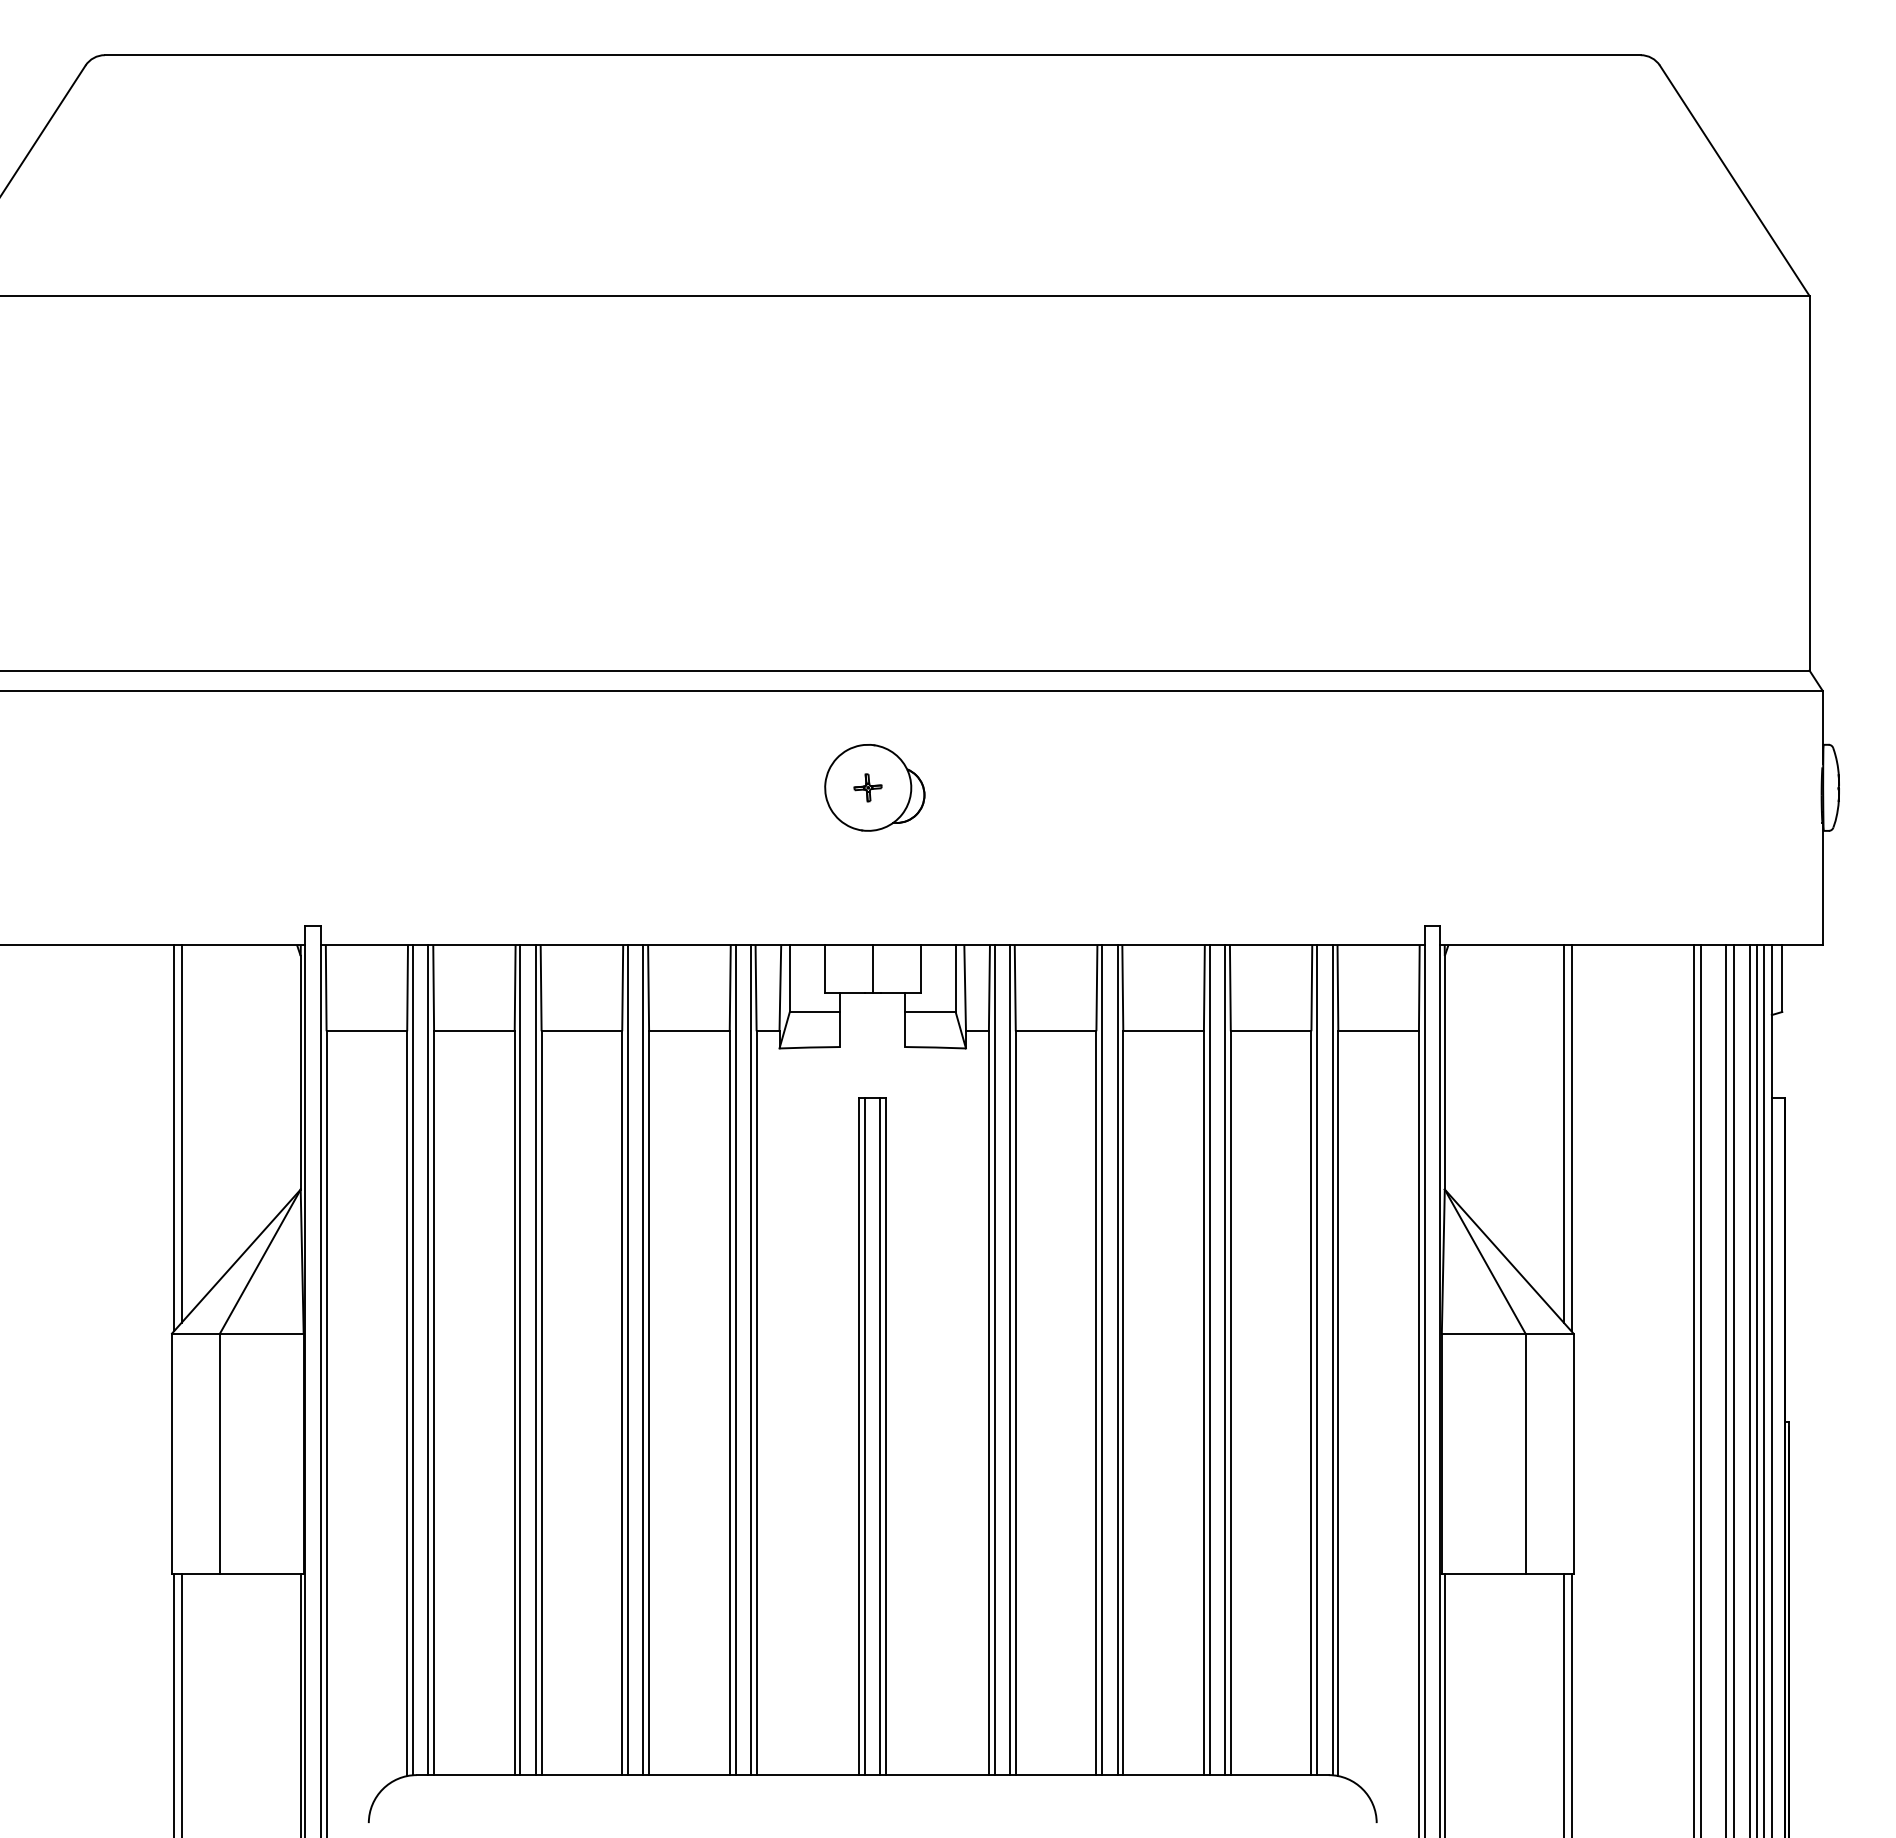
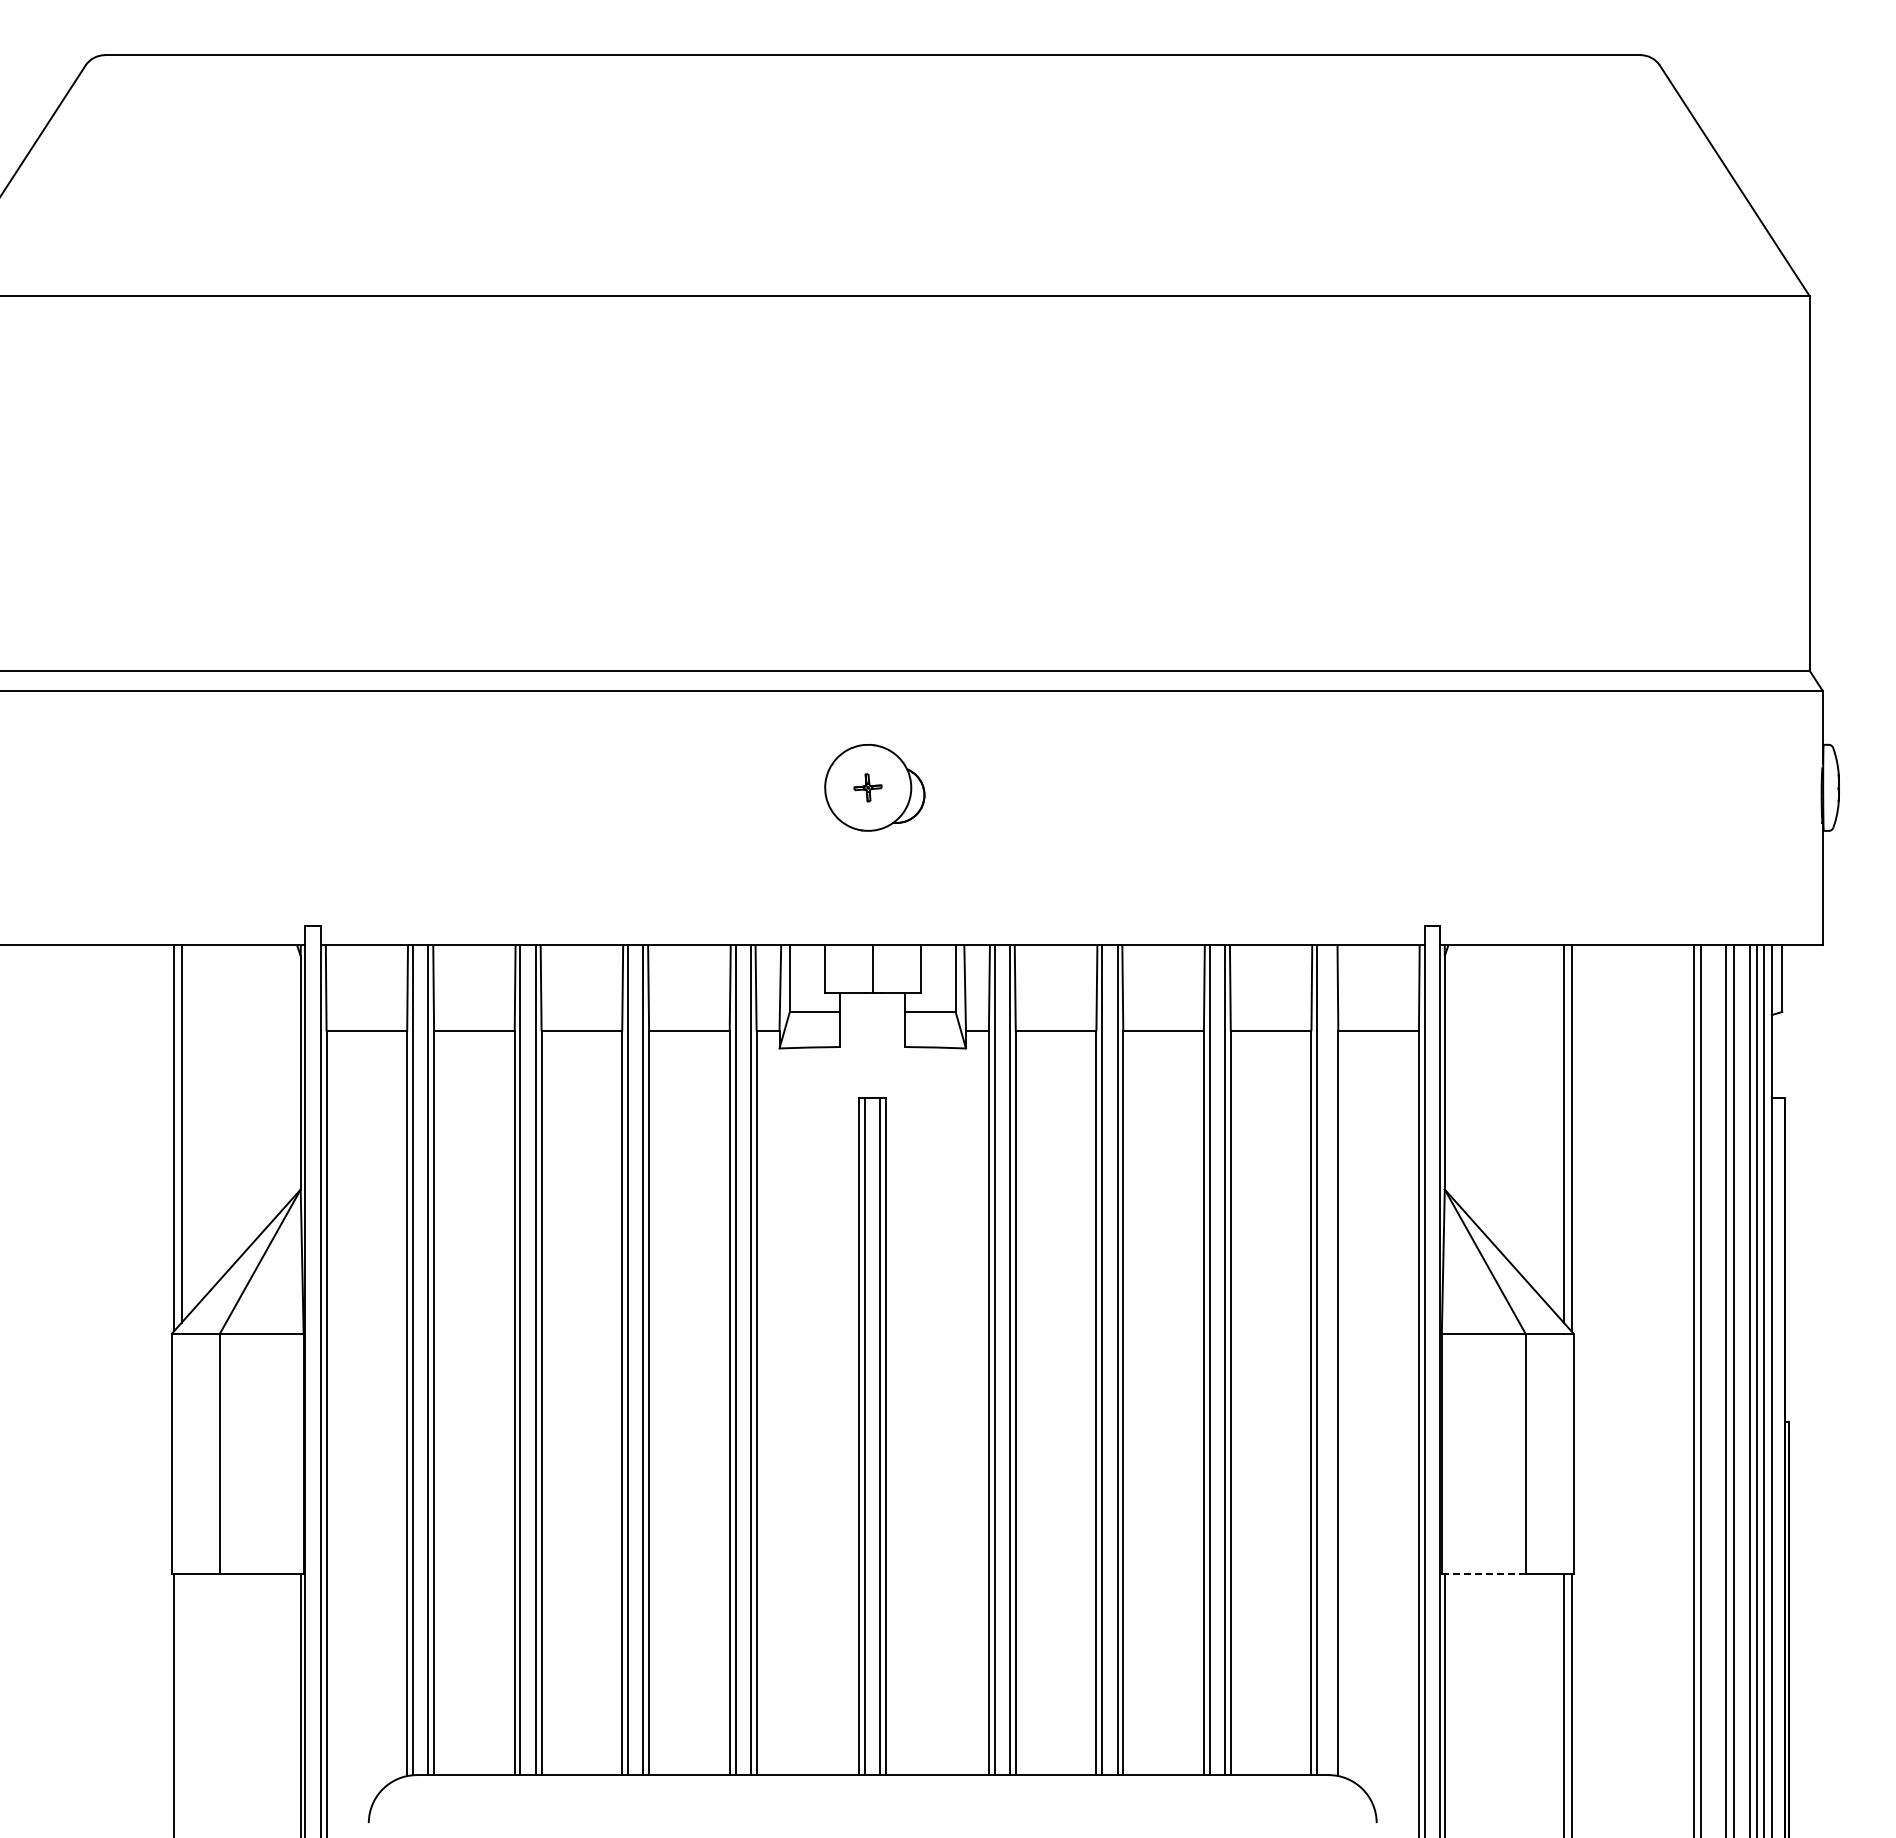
line: present -> none (1332, 1360)
line: solid -> dashed (1483, 1573)
line: present -> none (181, 1703)
